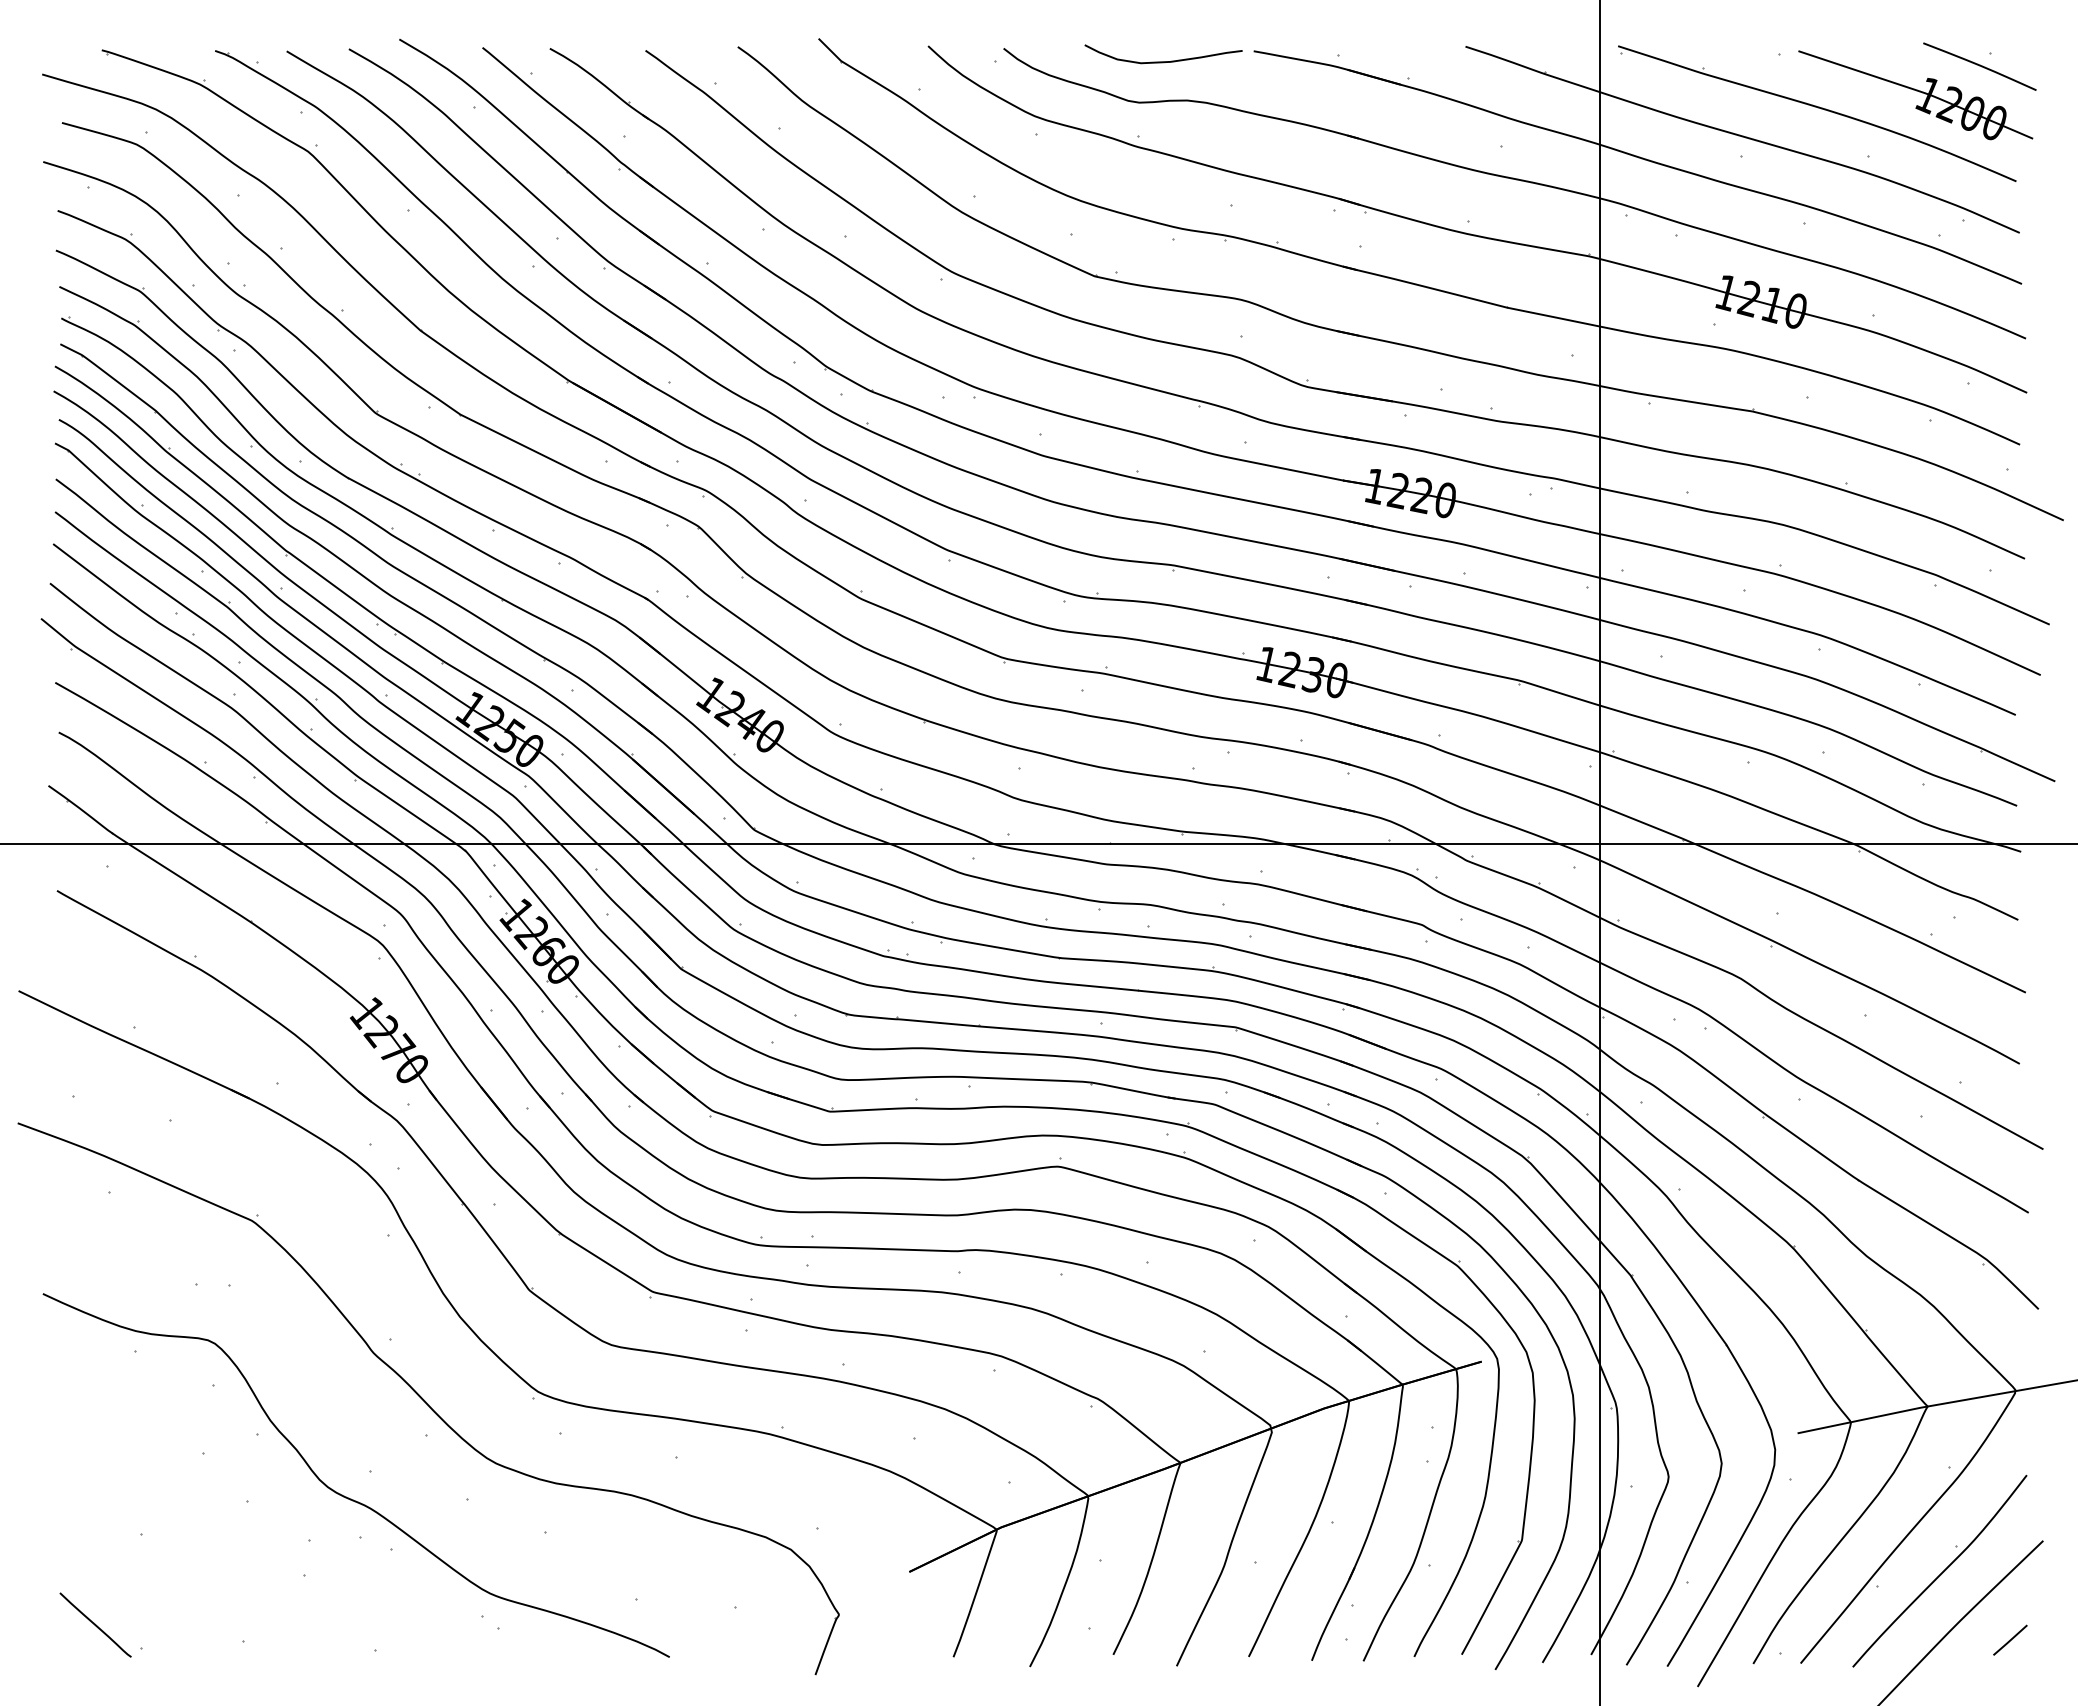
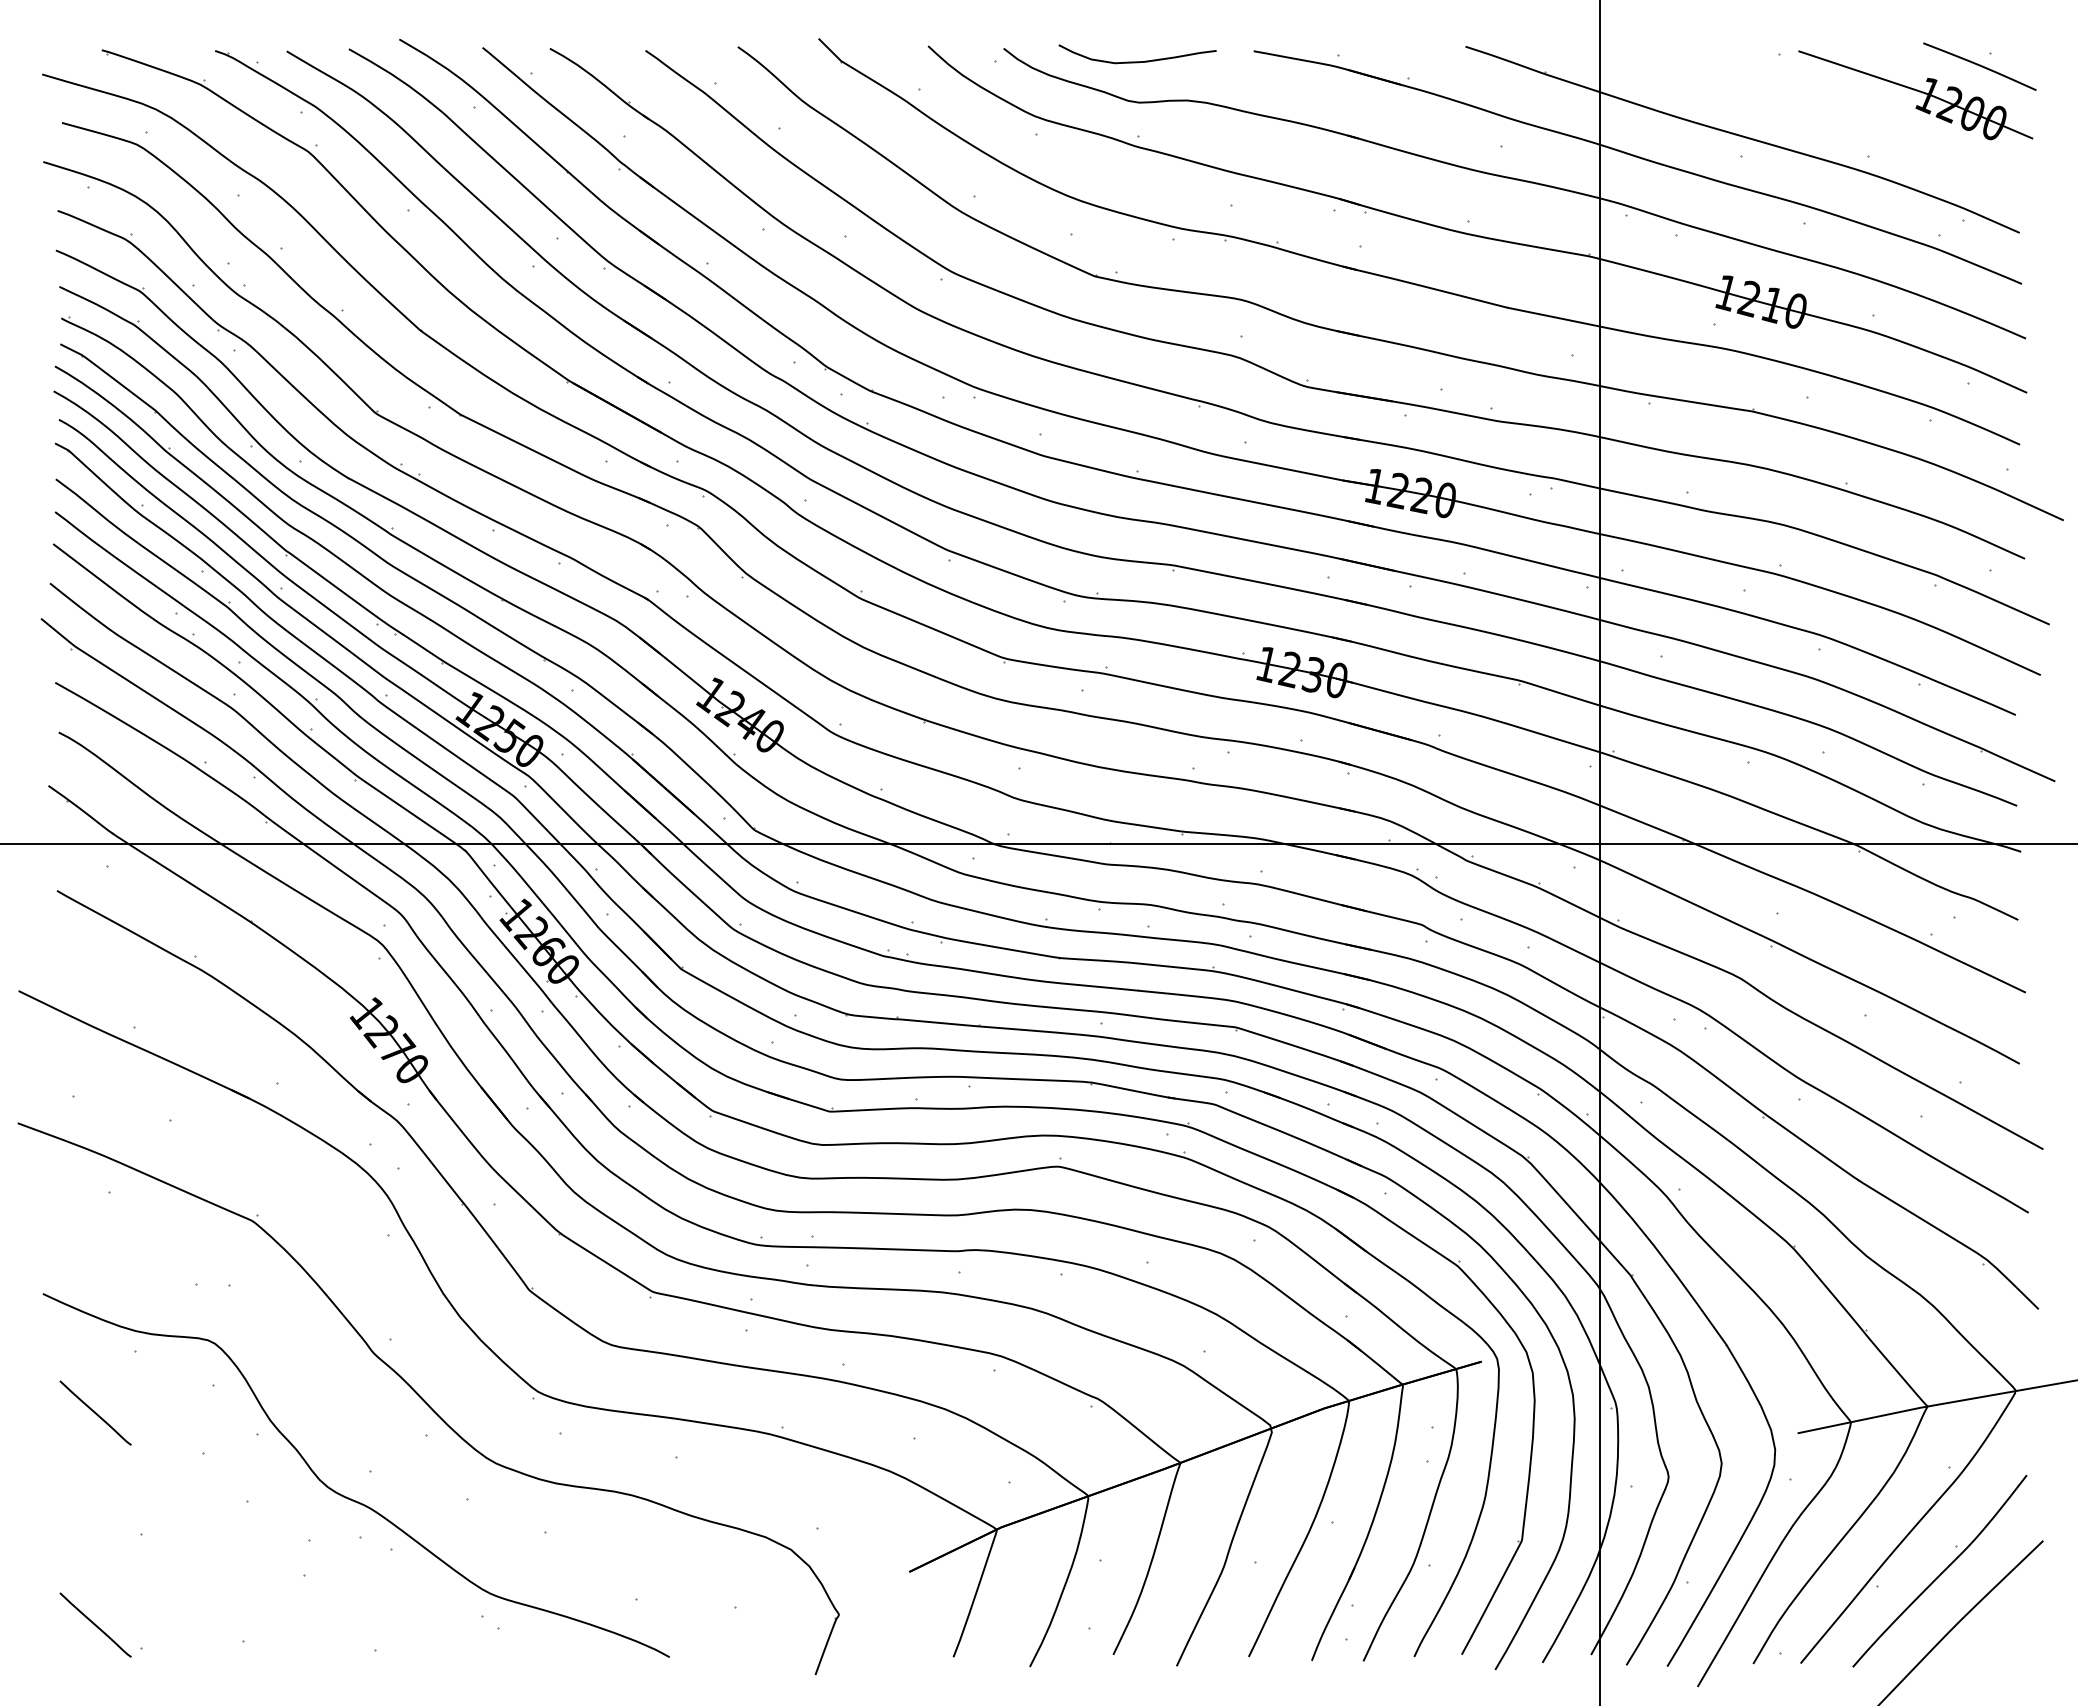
curve position: (1163, 61) -> (1137, 61) (1137, 61)
part: present -> none (1817, 113)
line: none -> present (95, 1412)
line: present -> none (2010, 1639)
